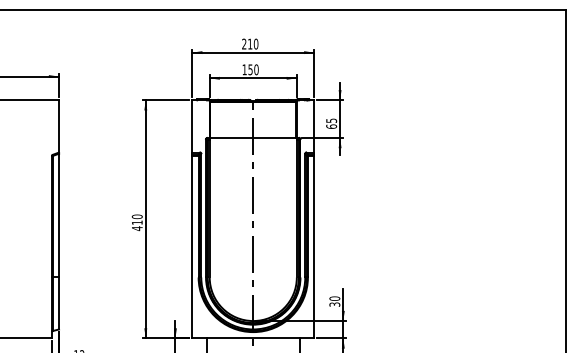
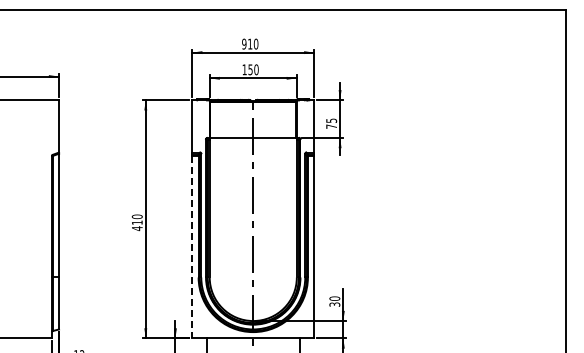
text: 210 -> 910 (244, 43)
text: 65 -> 75 (331, 126)
line: solid -> dashed (192, 247)
